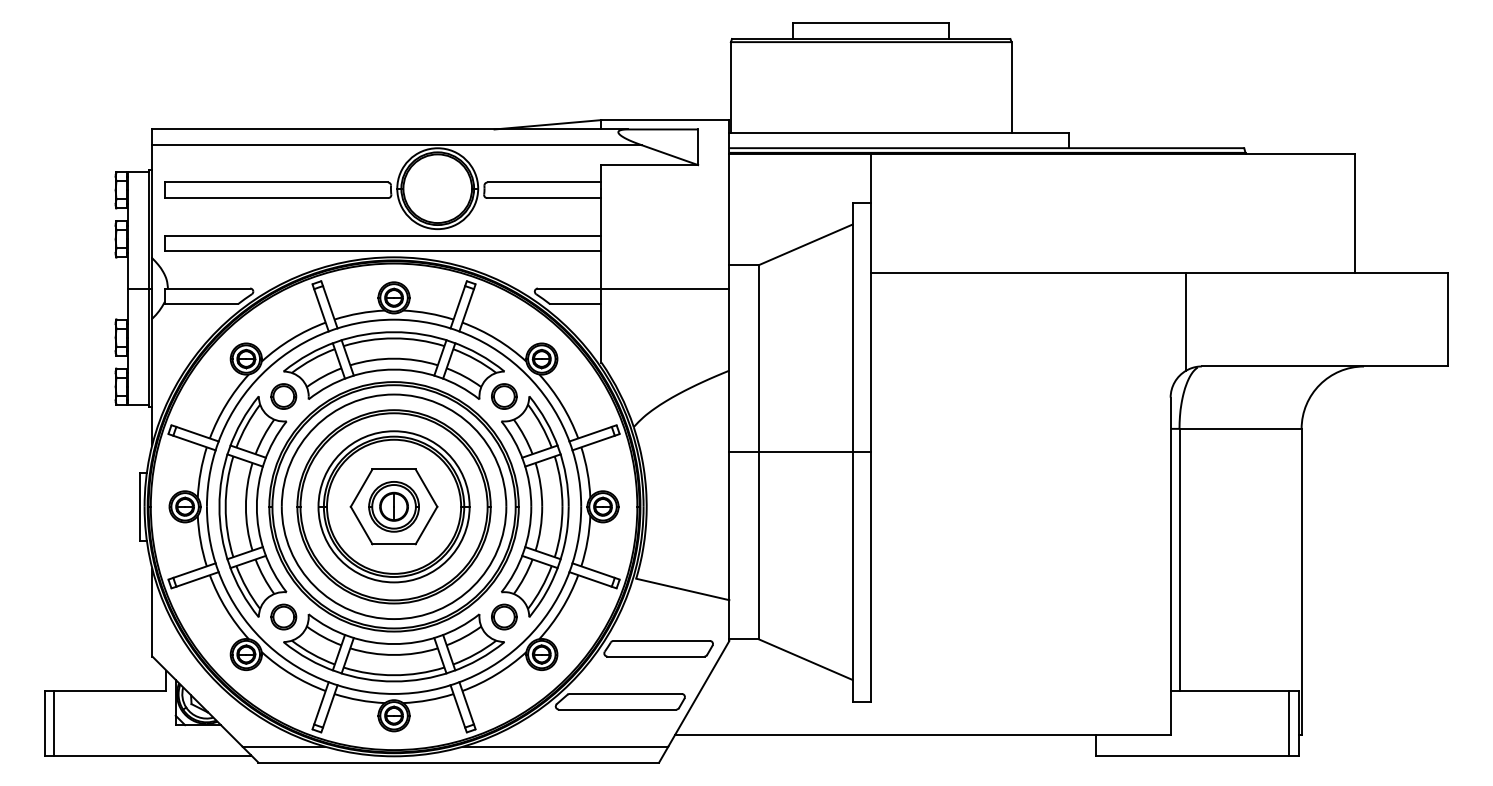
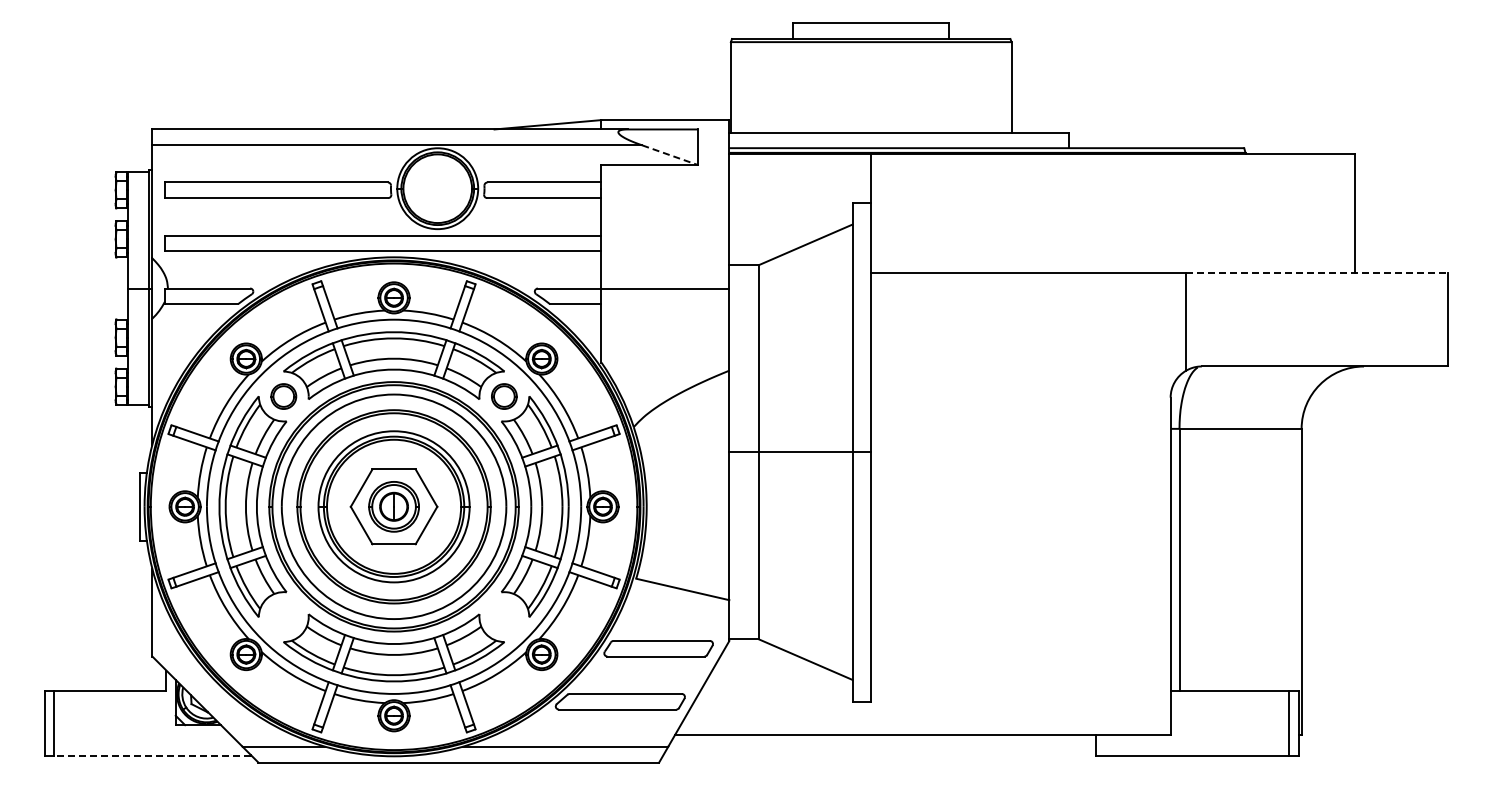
line: solid -> dashed (670, 155)
line: solid -> dashed (1317, 272)
part: present -> none (283, 616)
part: present -> none (504, 616)
line: solid -> dashed (151, 756)
